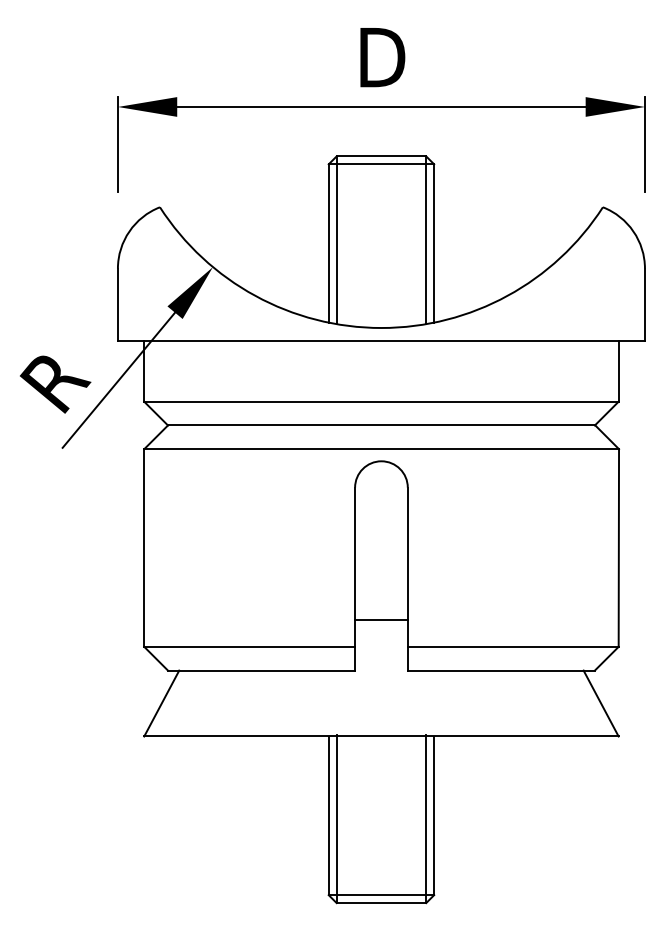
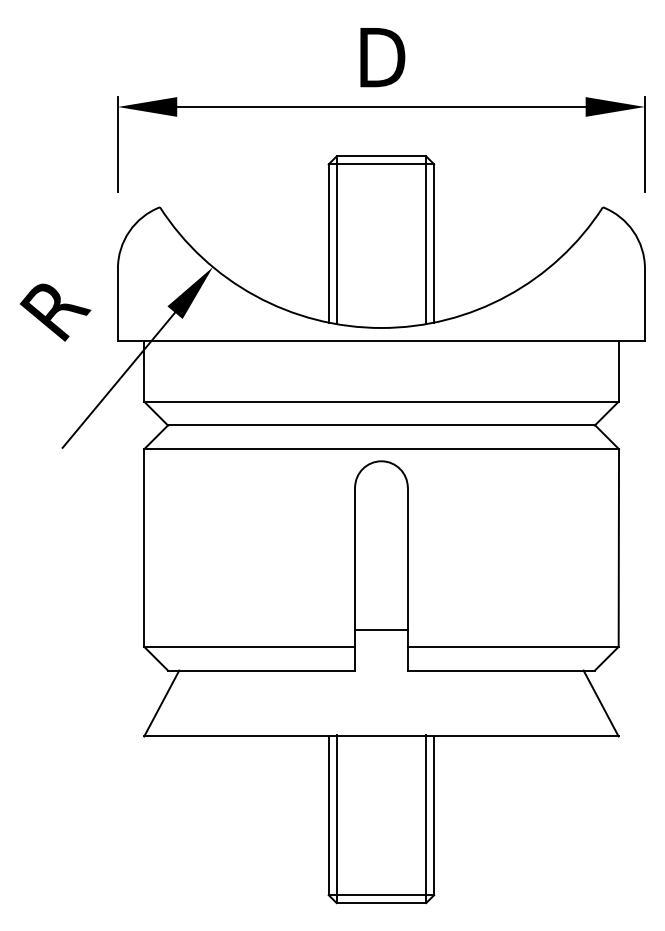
text position: (55, 384) -> (55, 312) (55, 312)
line position: (381, 619) -> (381, 629) (381, 629)
